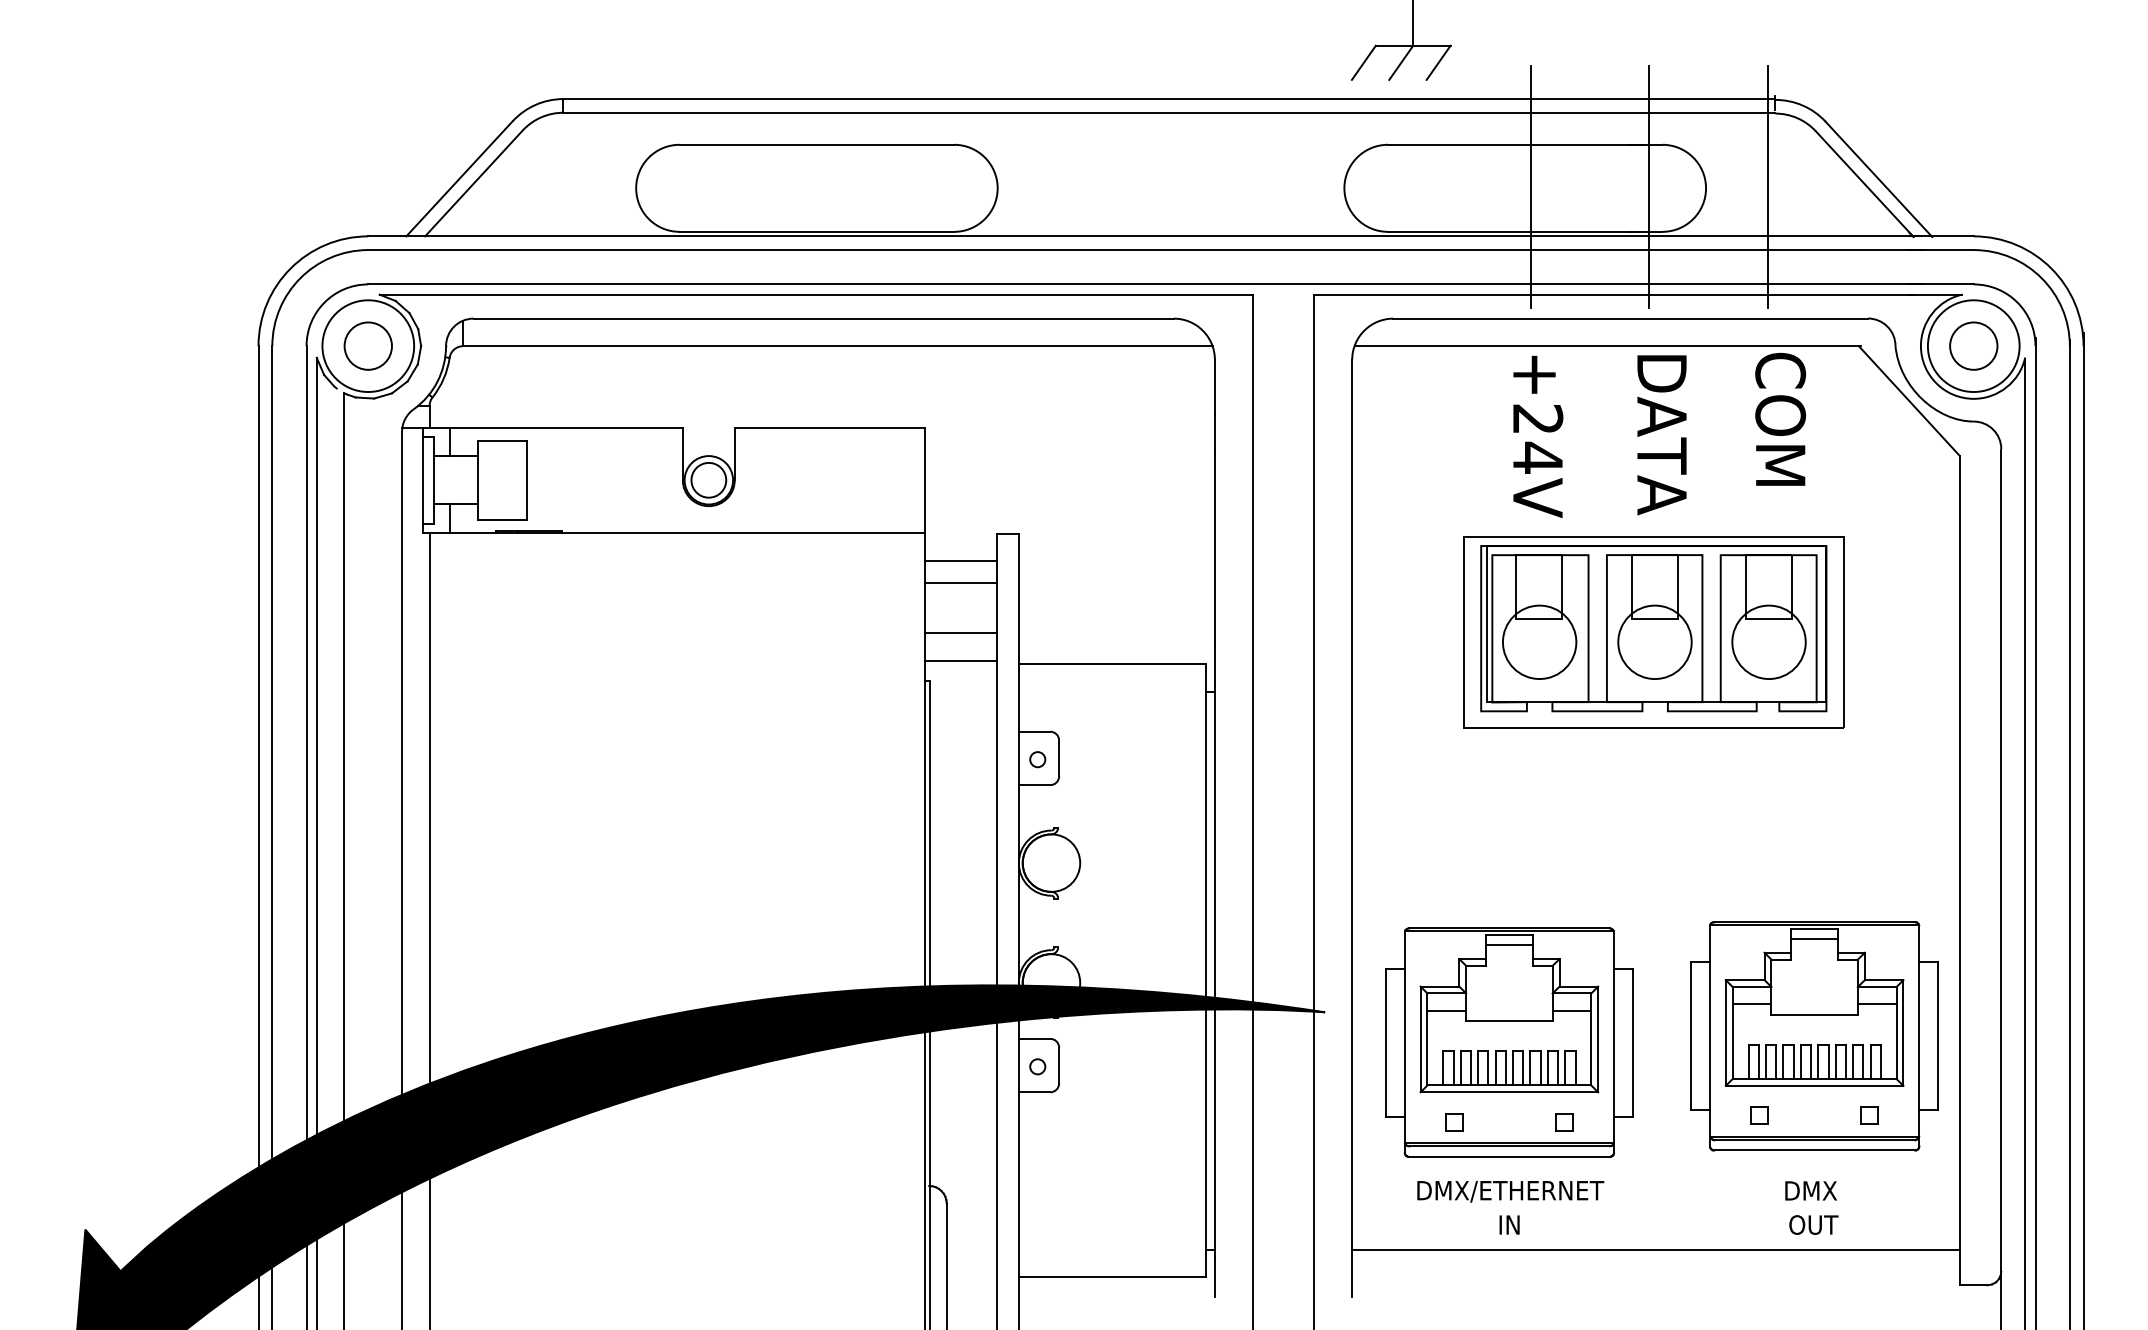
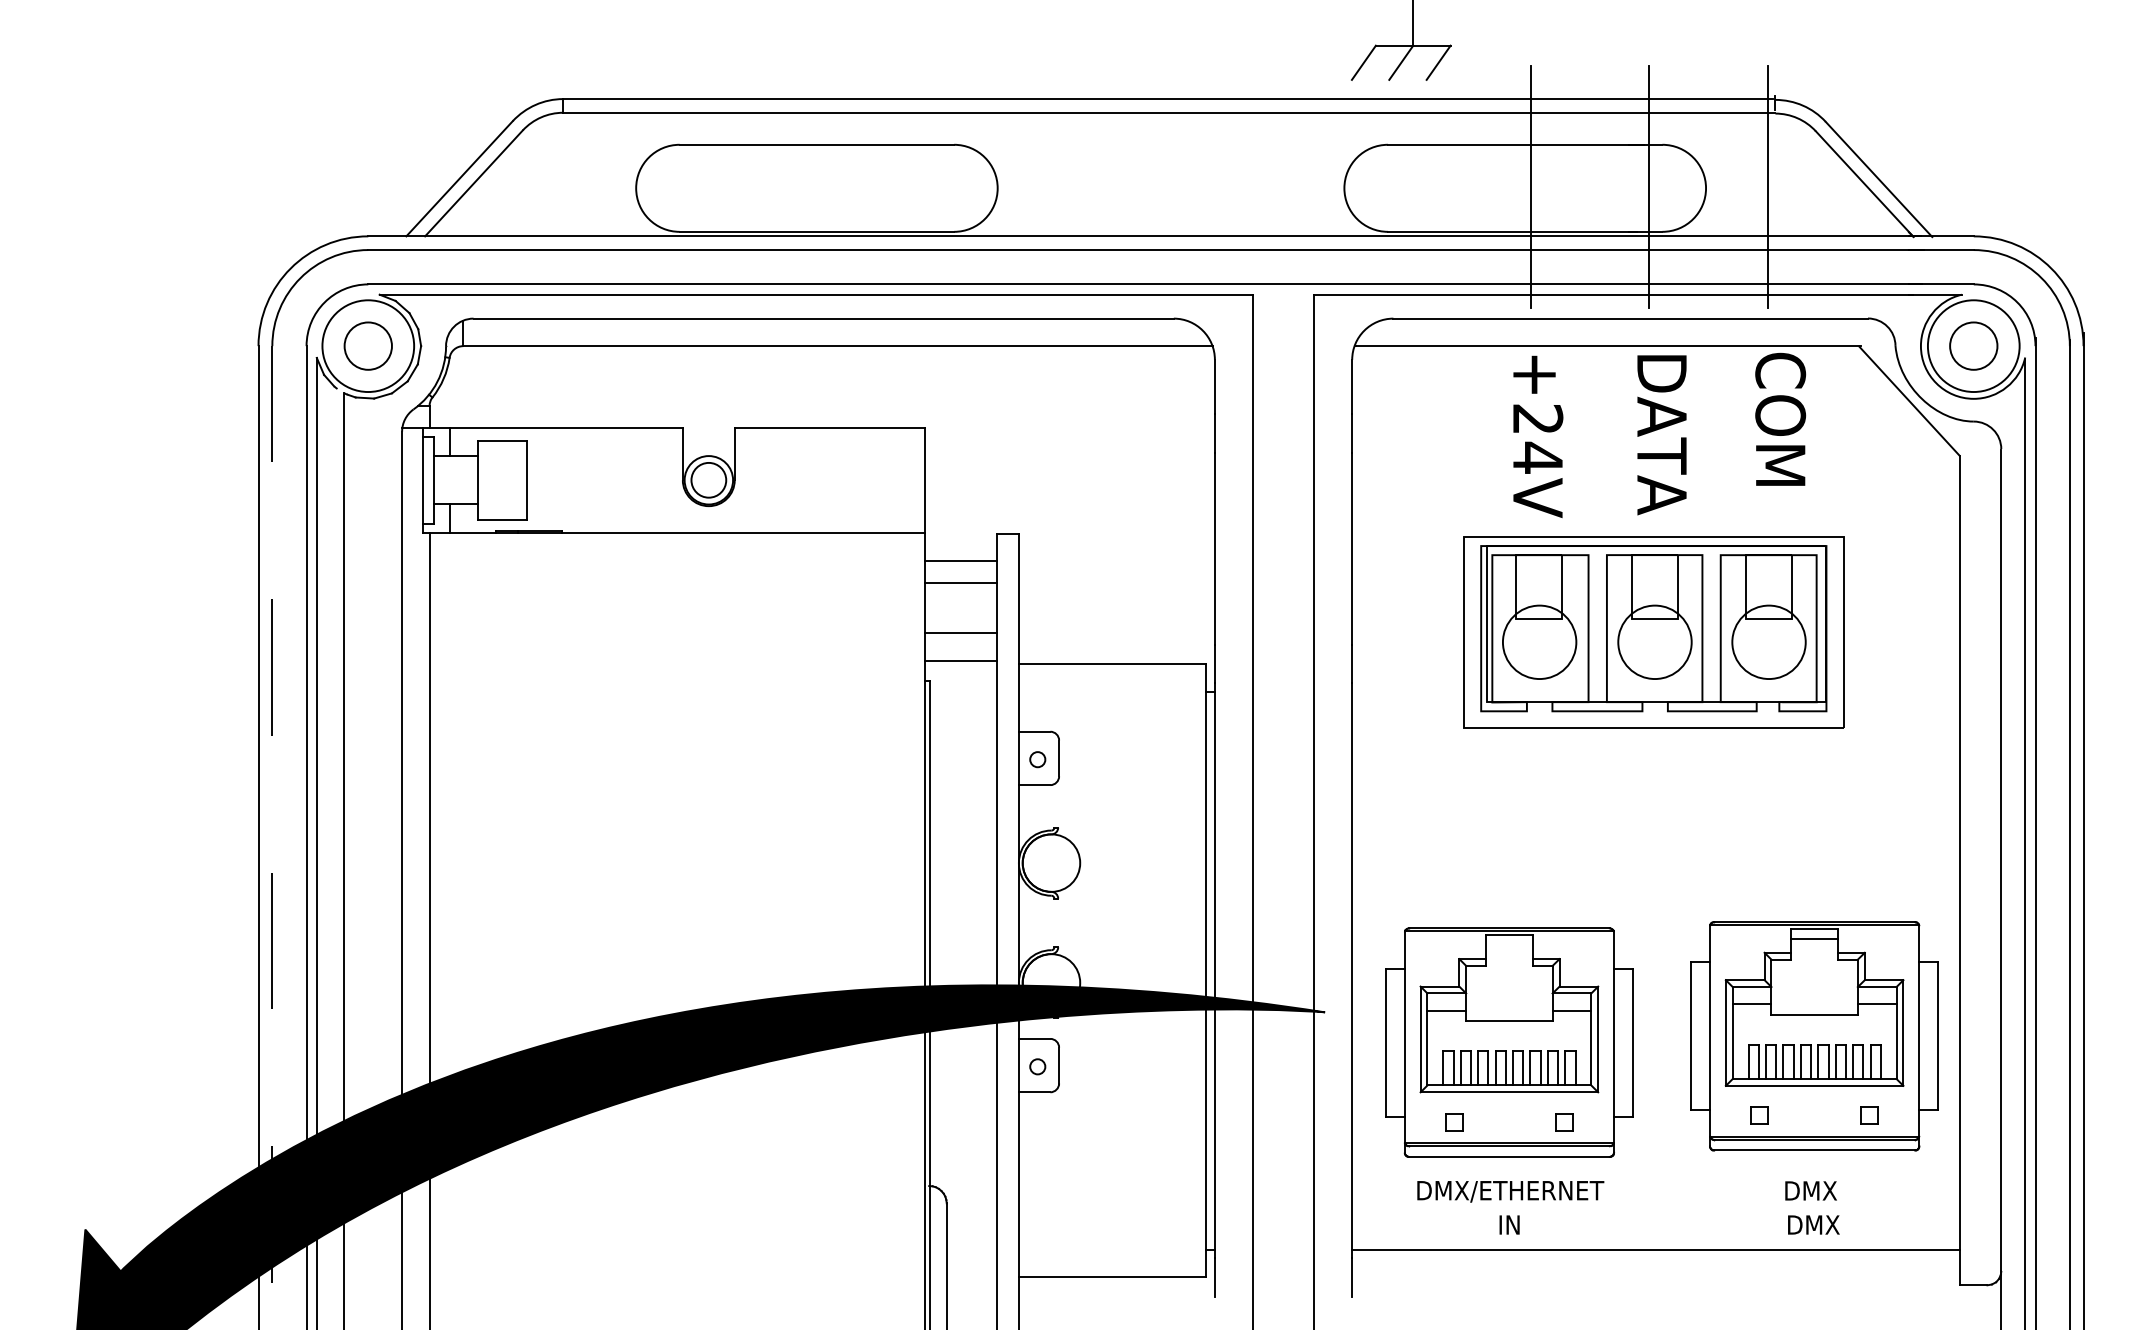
line: solid -> dashed (272, 837)
line: present -> none (1509, 945)
text: OUT -> DMX (1813, 1224)
